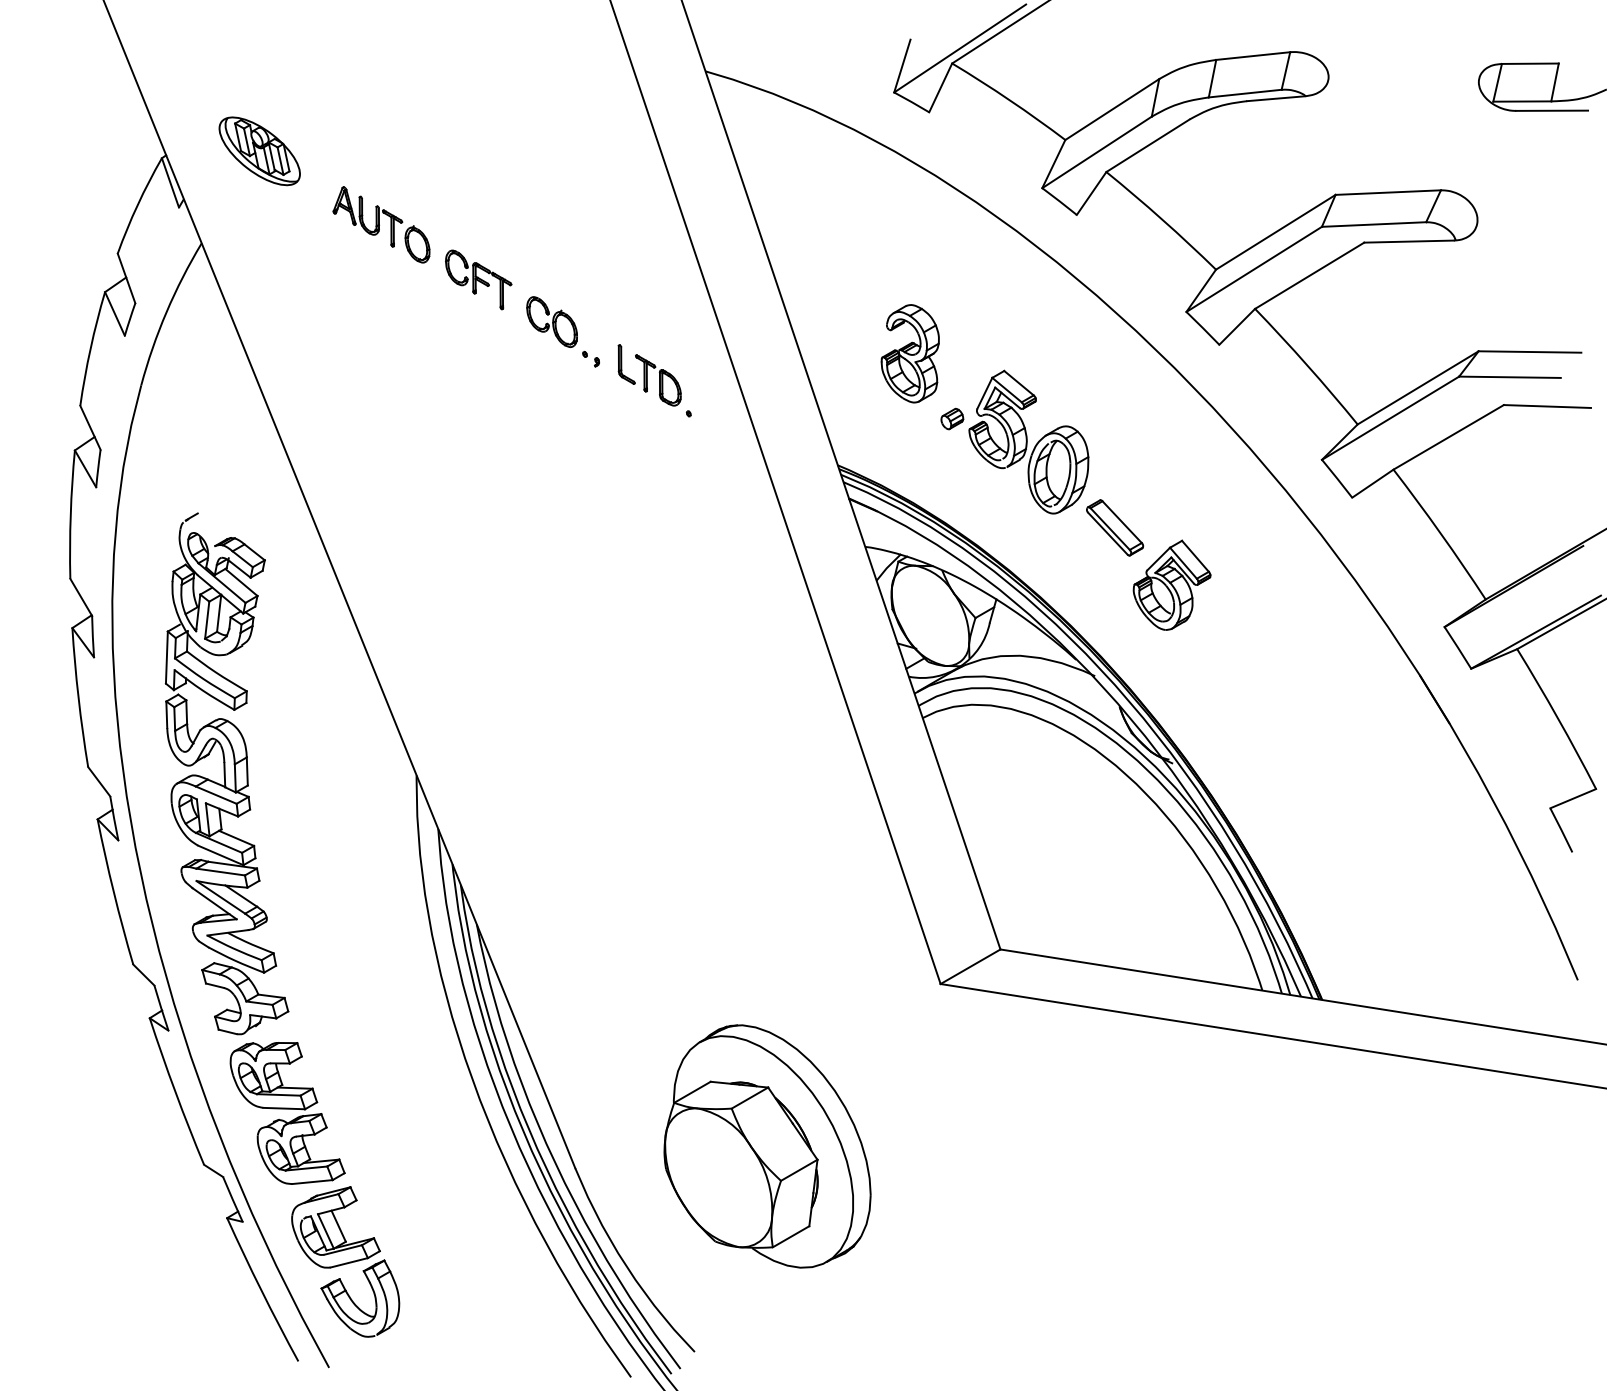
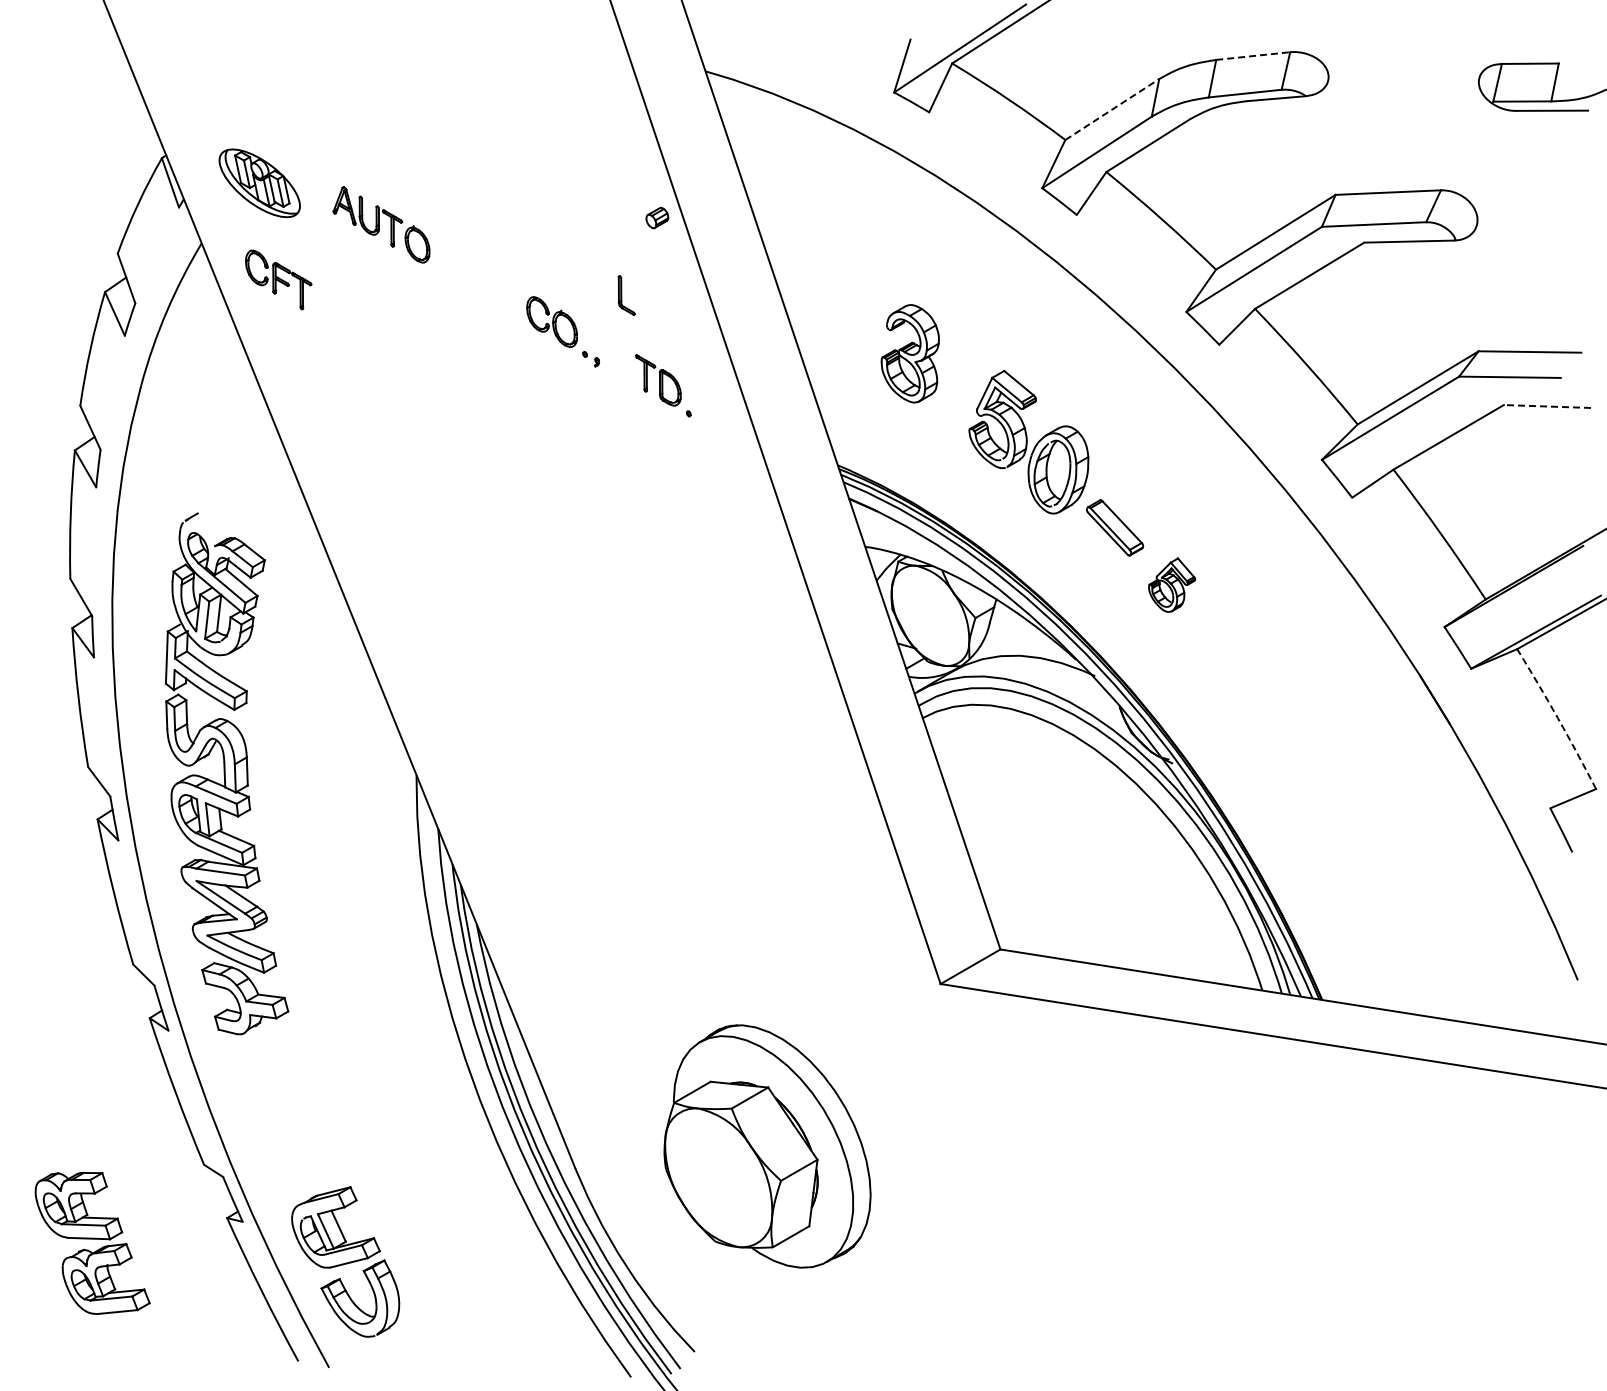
line: solid -> dashed (1253, 56)
line: solid -> dashed (1112, 109)
part position: (259, 151) -> (259, 183) (259, 183)
part position: (478, 279) -> (278, 279) (278, 279)
part position: (626, 364) -> (626, 295) (626, 295)
line: solid -> dashed (1547, 406)
part position: (952, 418) -> (657, 217) (657, 217)
part size: 80x92 px -> 49x56 px (1172, 584)
arc: solid -> dashed (1557, 718)
part position: (287, 1113) -> (92, 1243) (92, 1243)
